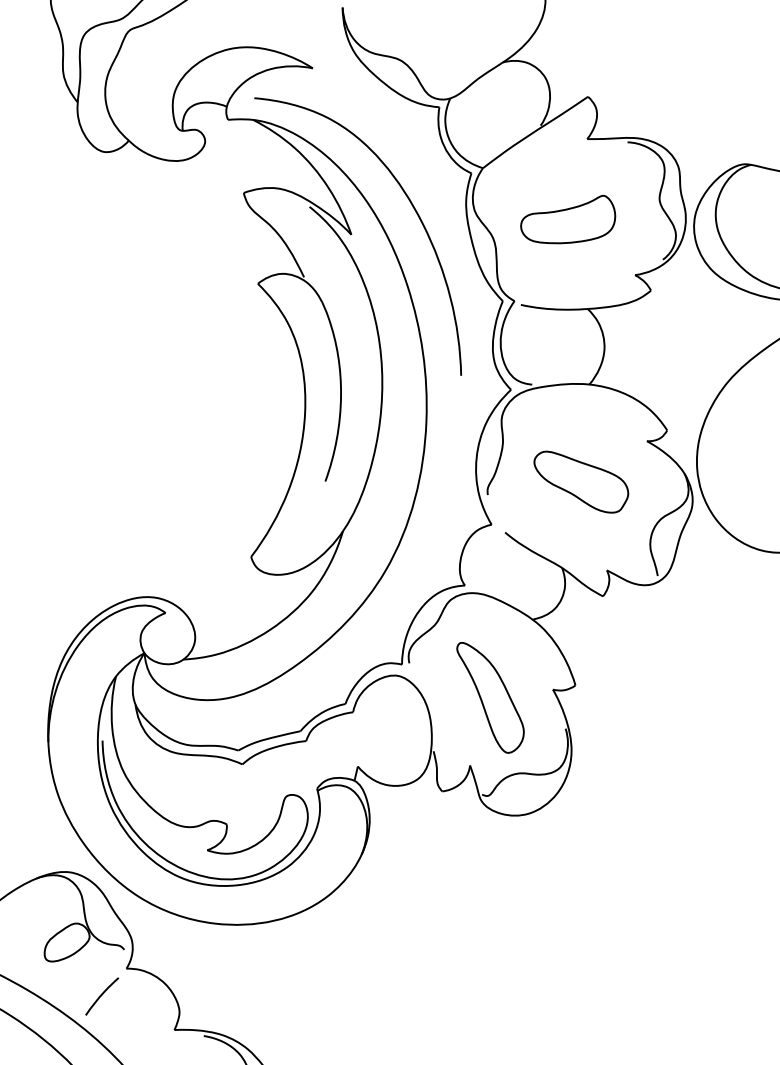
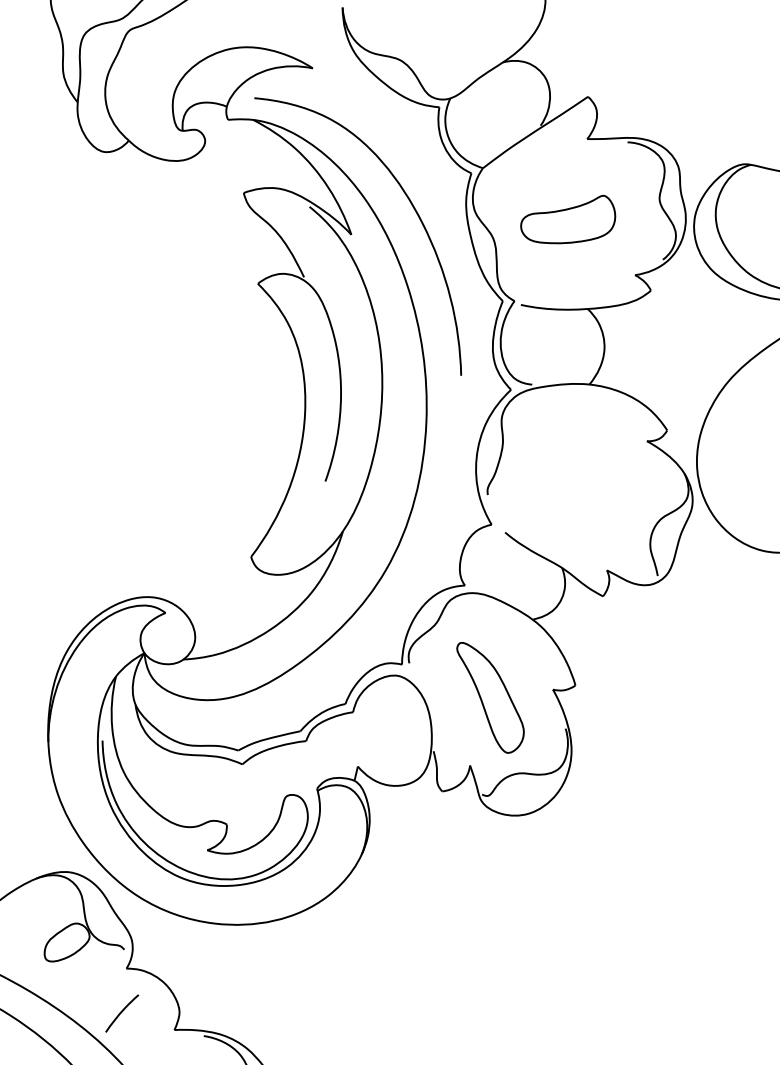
part: present -> none (581, 481)
curve position: (102, 995) -> (122, 1012) (122, 1012)
